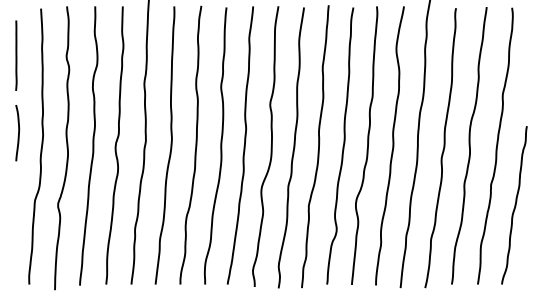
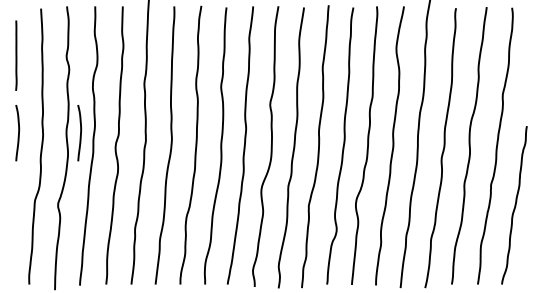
curve: none -> present (80, 133)
